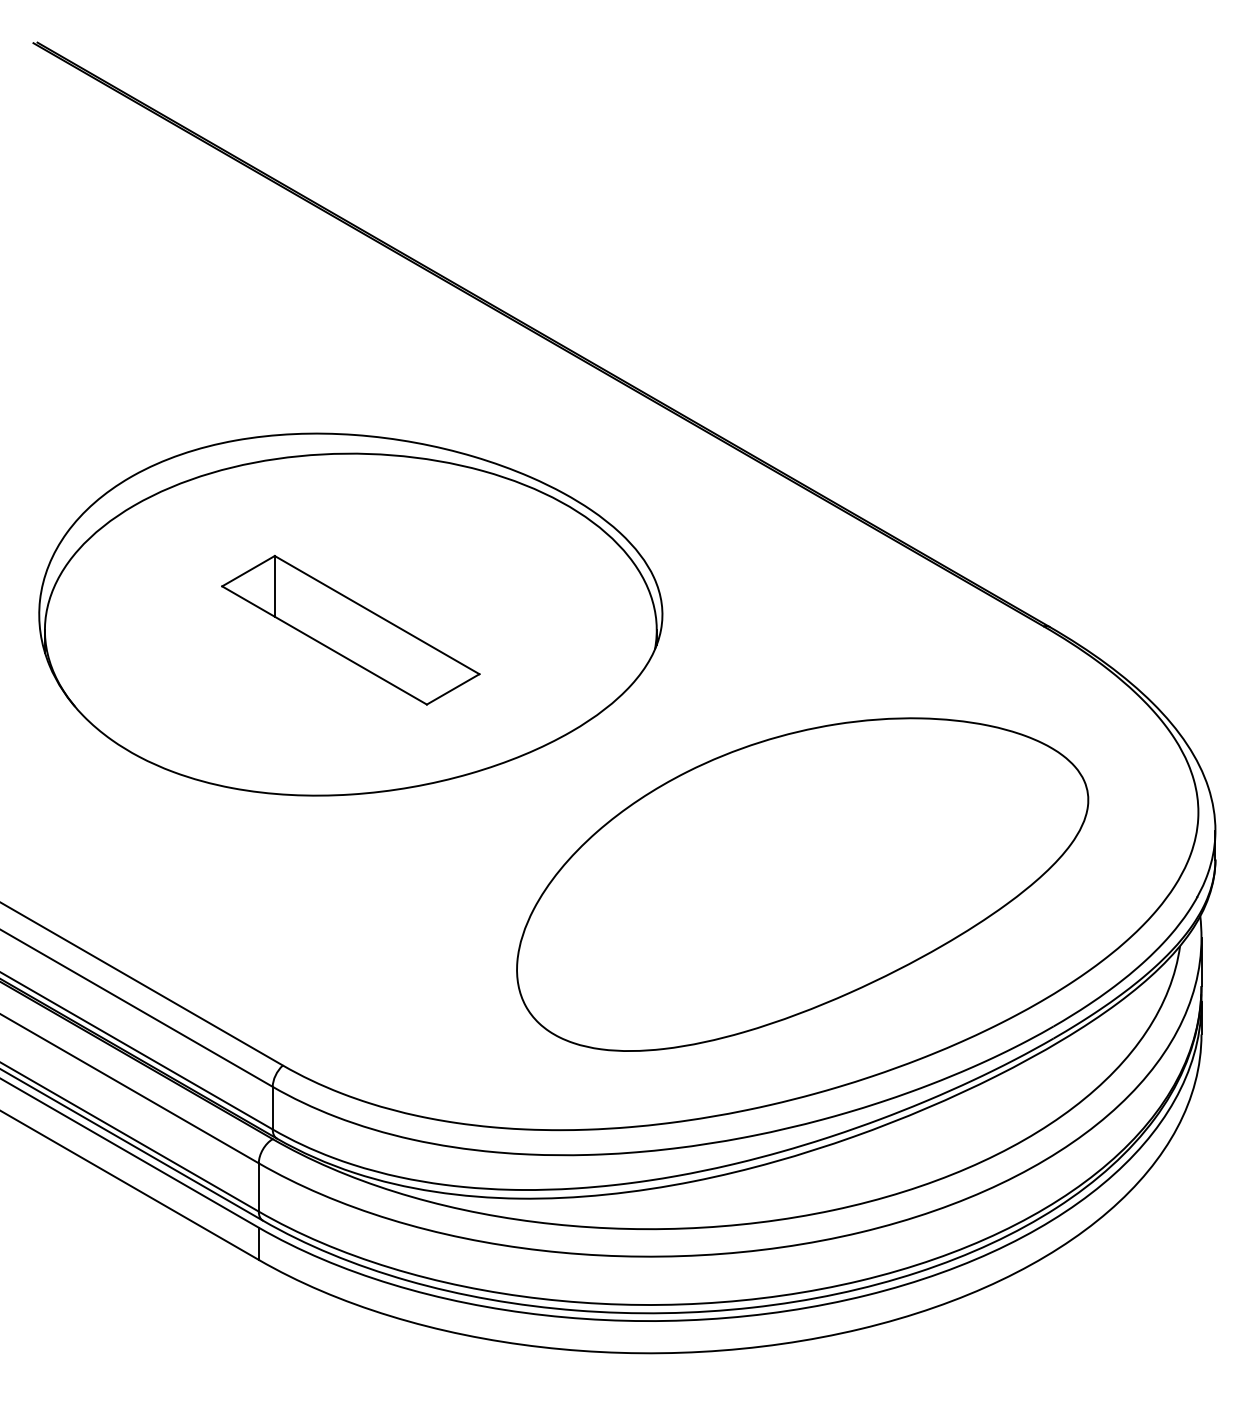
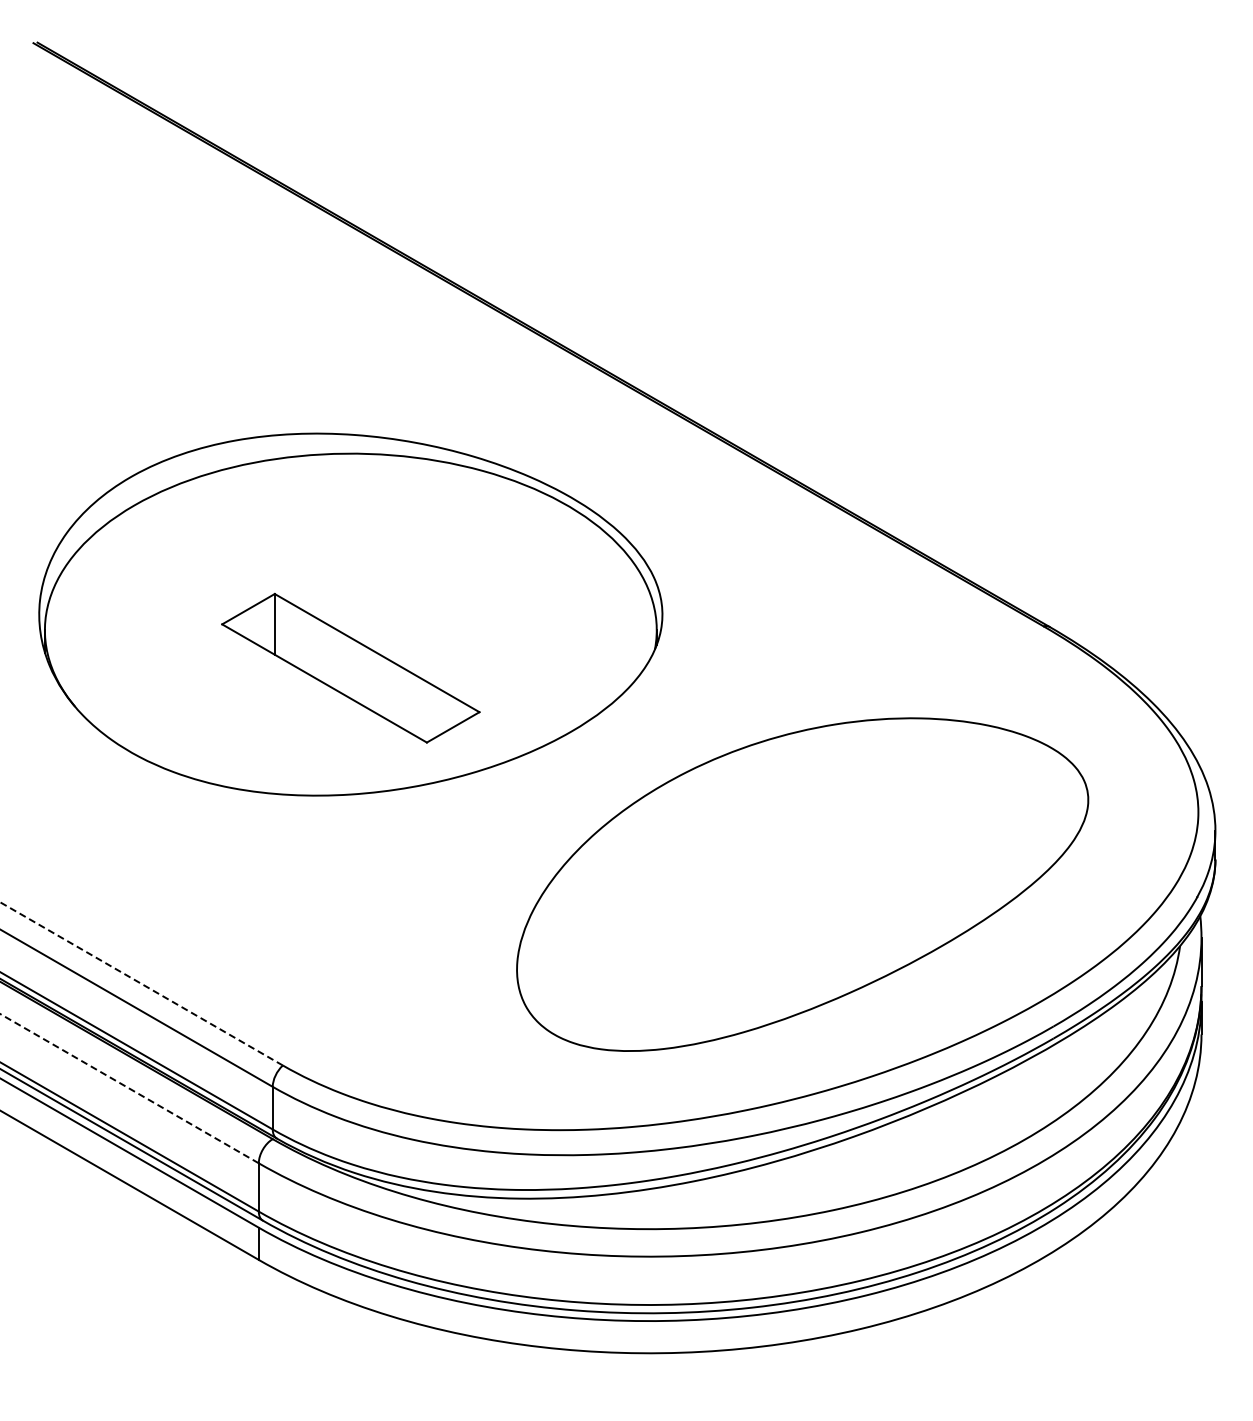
part position: (350, 629) -> (350, 667) (350, 667)
line: solid -> dashed (141, 984)
line: solid -> dashed (129, 1088)
